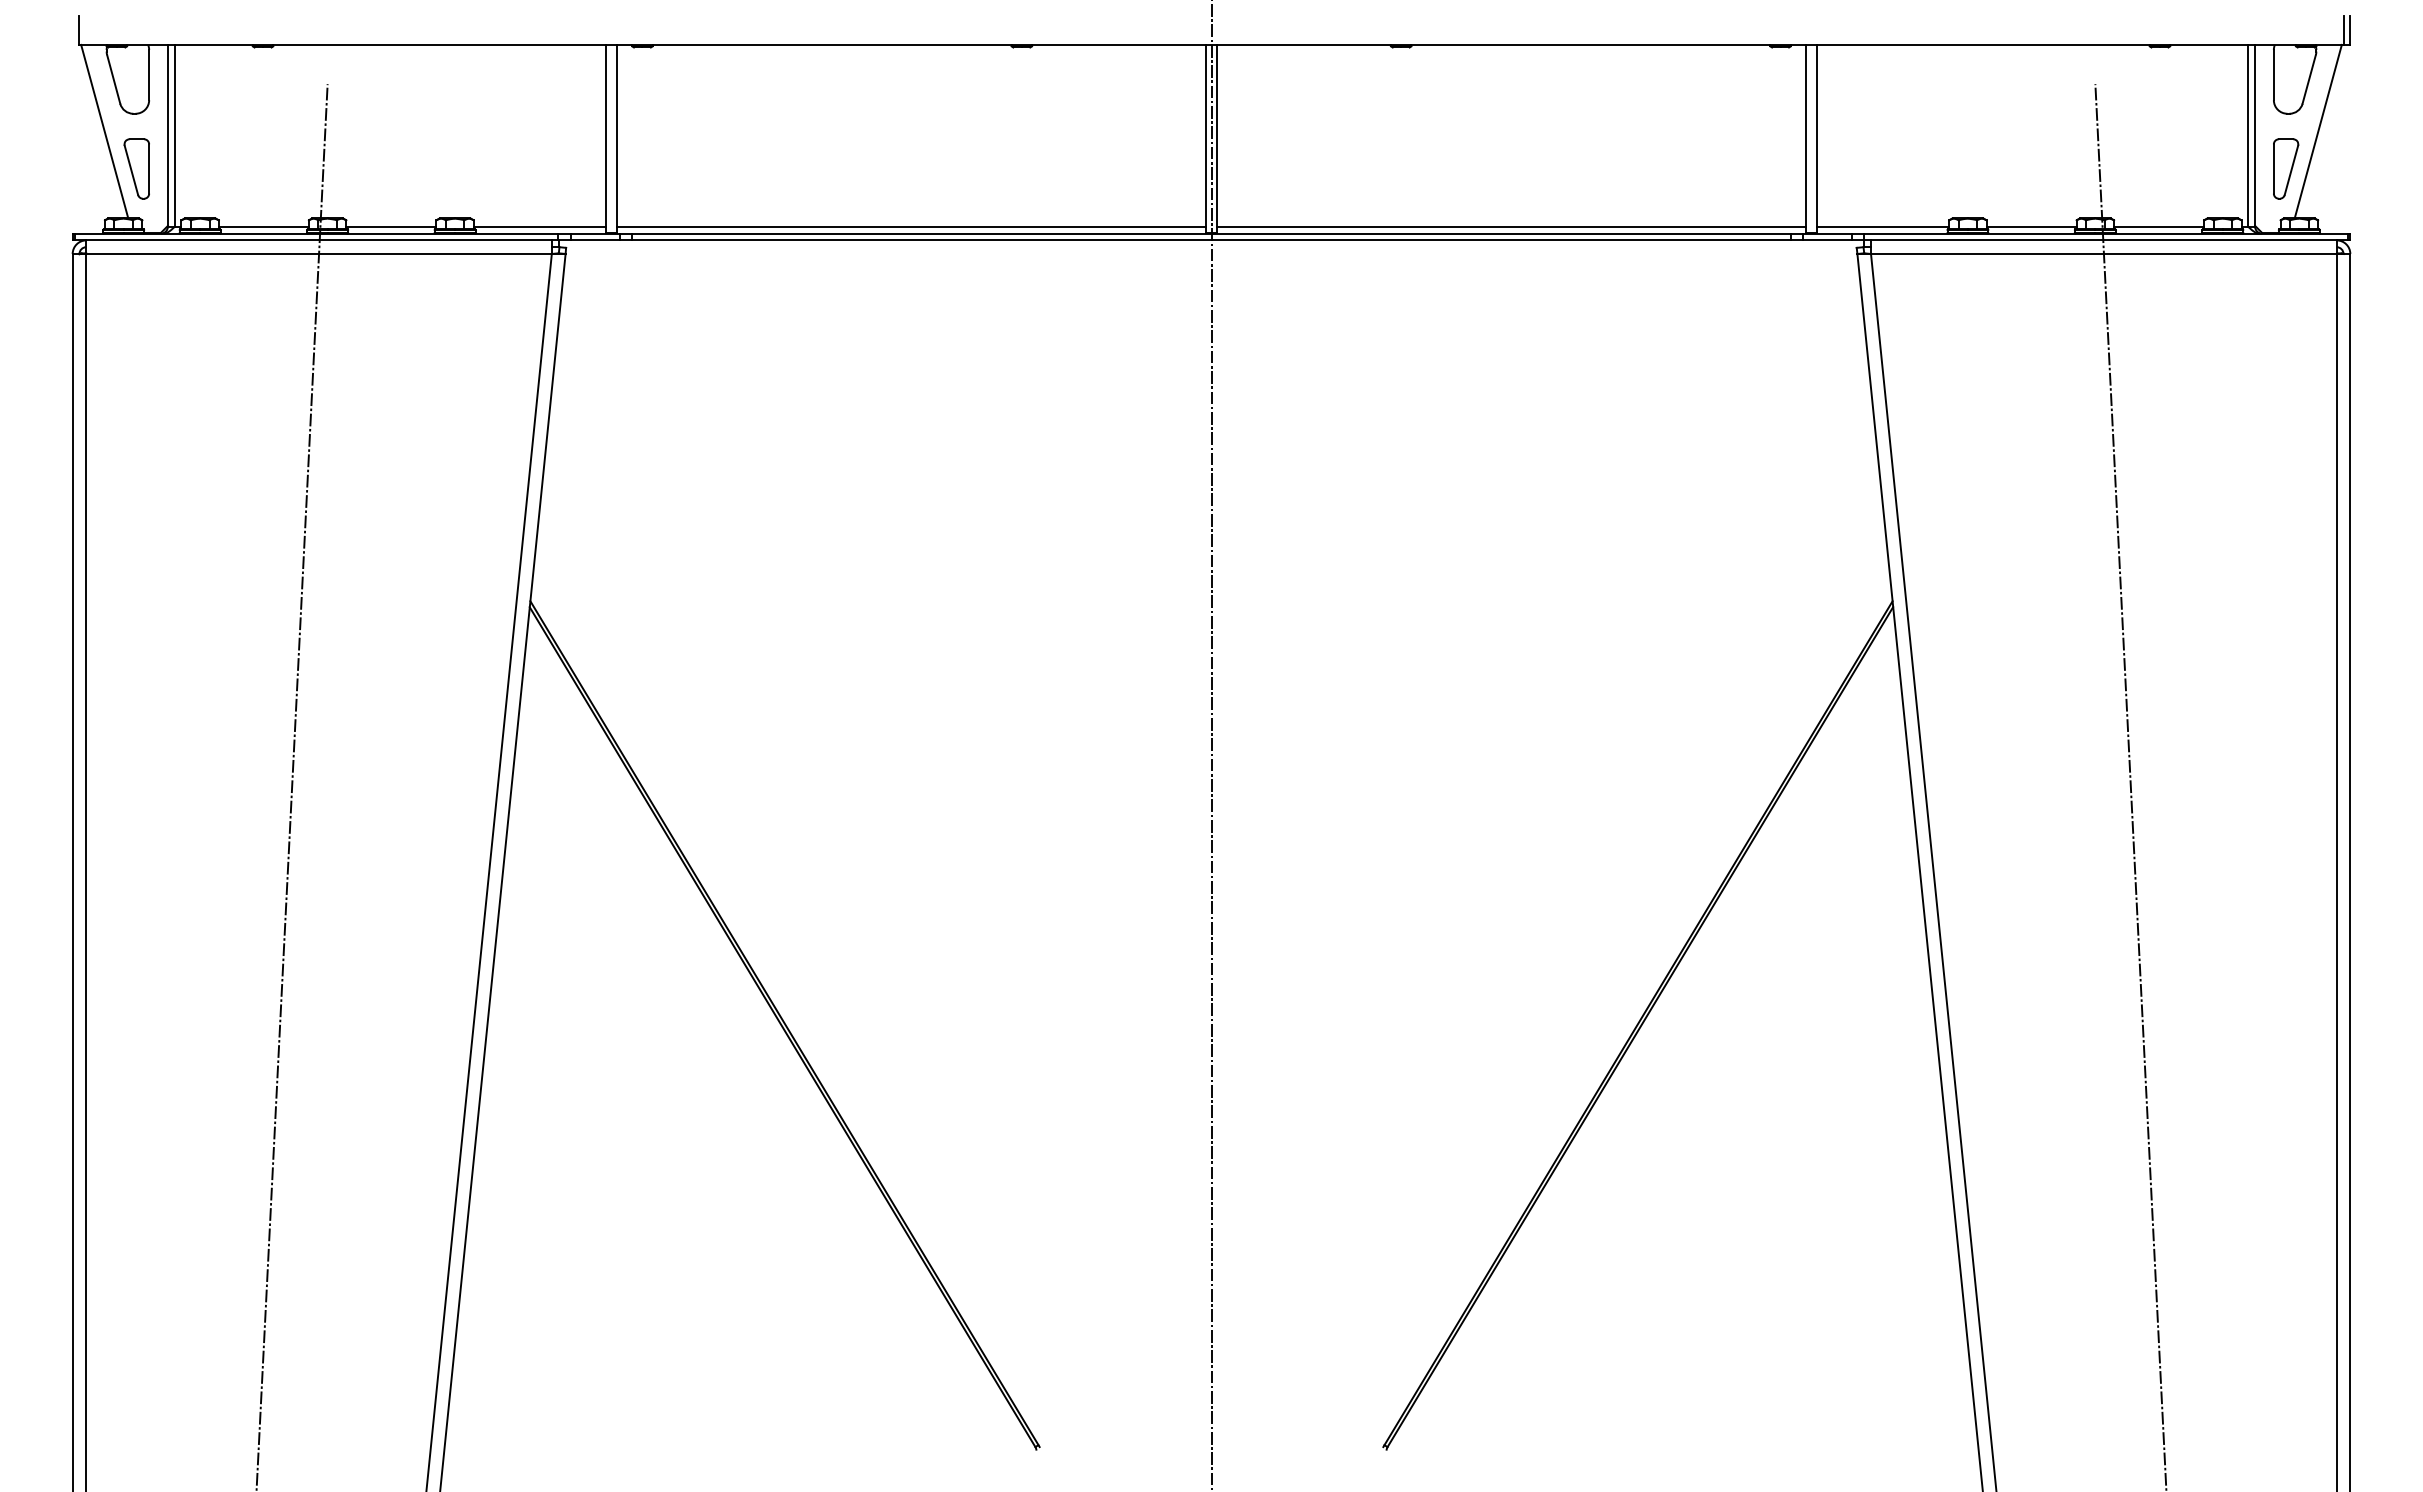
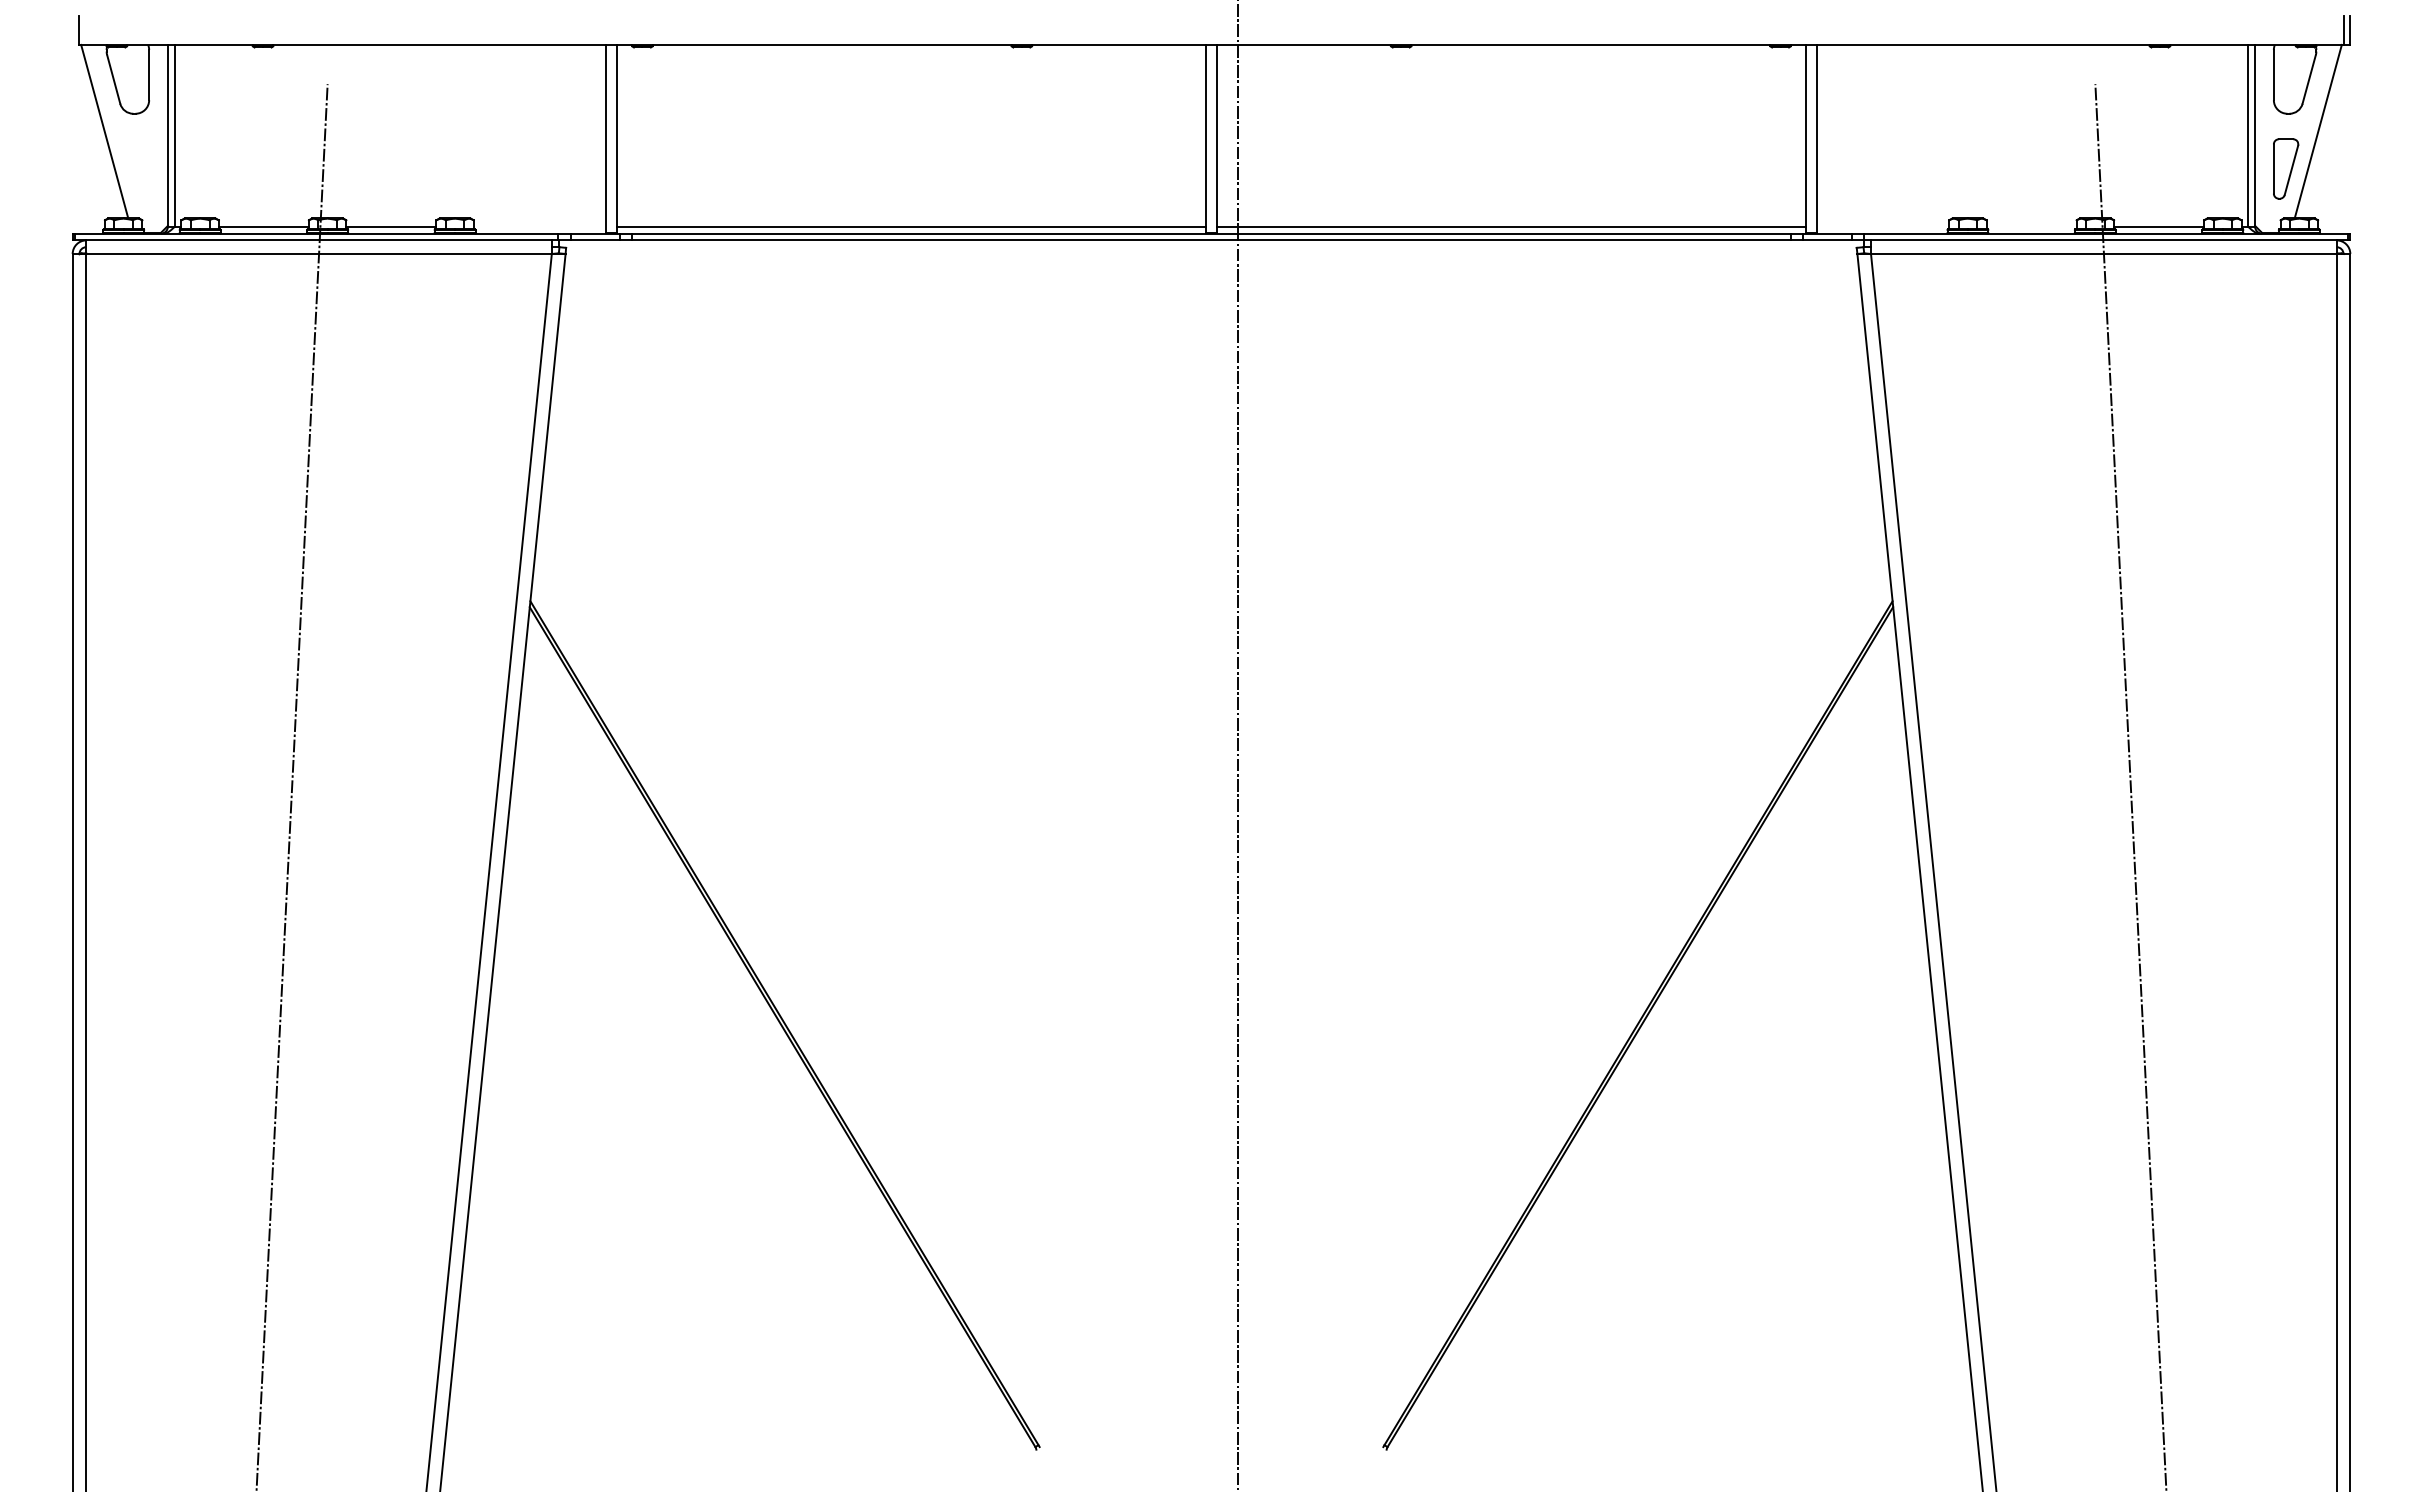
part: present -> none (136, 168)
line: present -> none (539, 226)
line: present -> none (1882, 226)
line: present -> none (2031, 226)
line position: (1211, 745) -> (1237, 745) (1237, 745)
